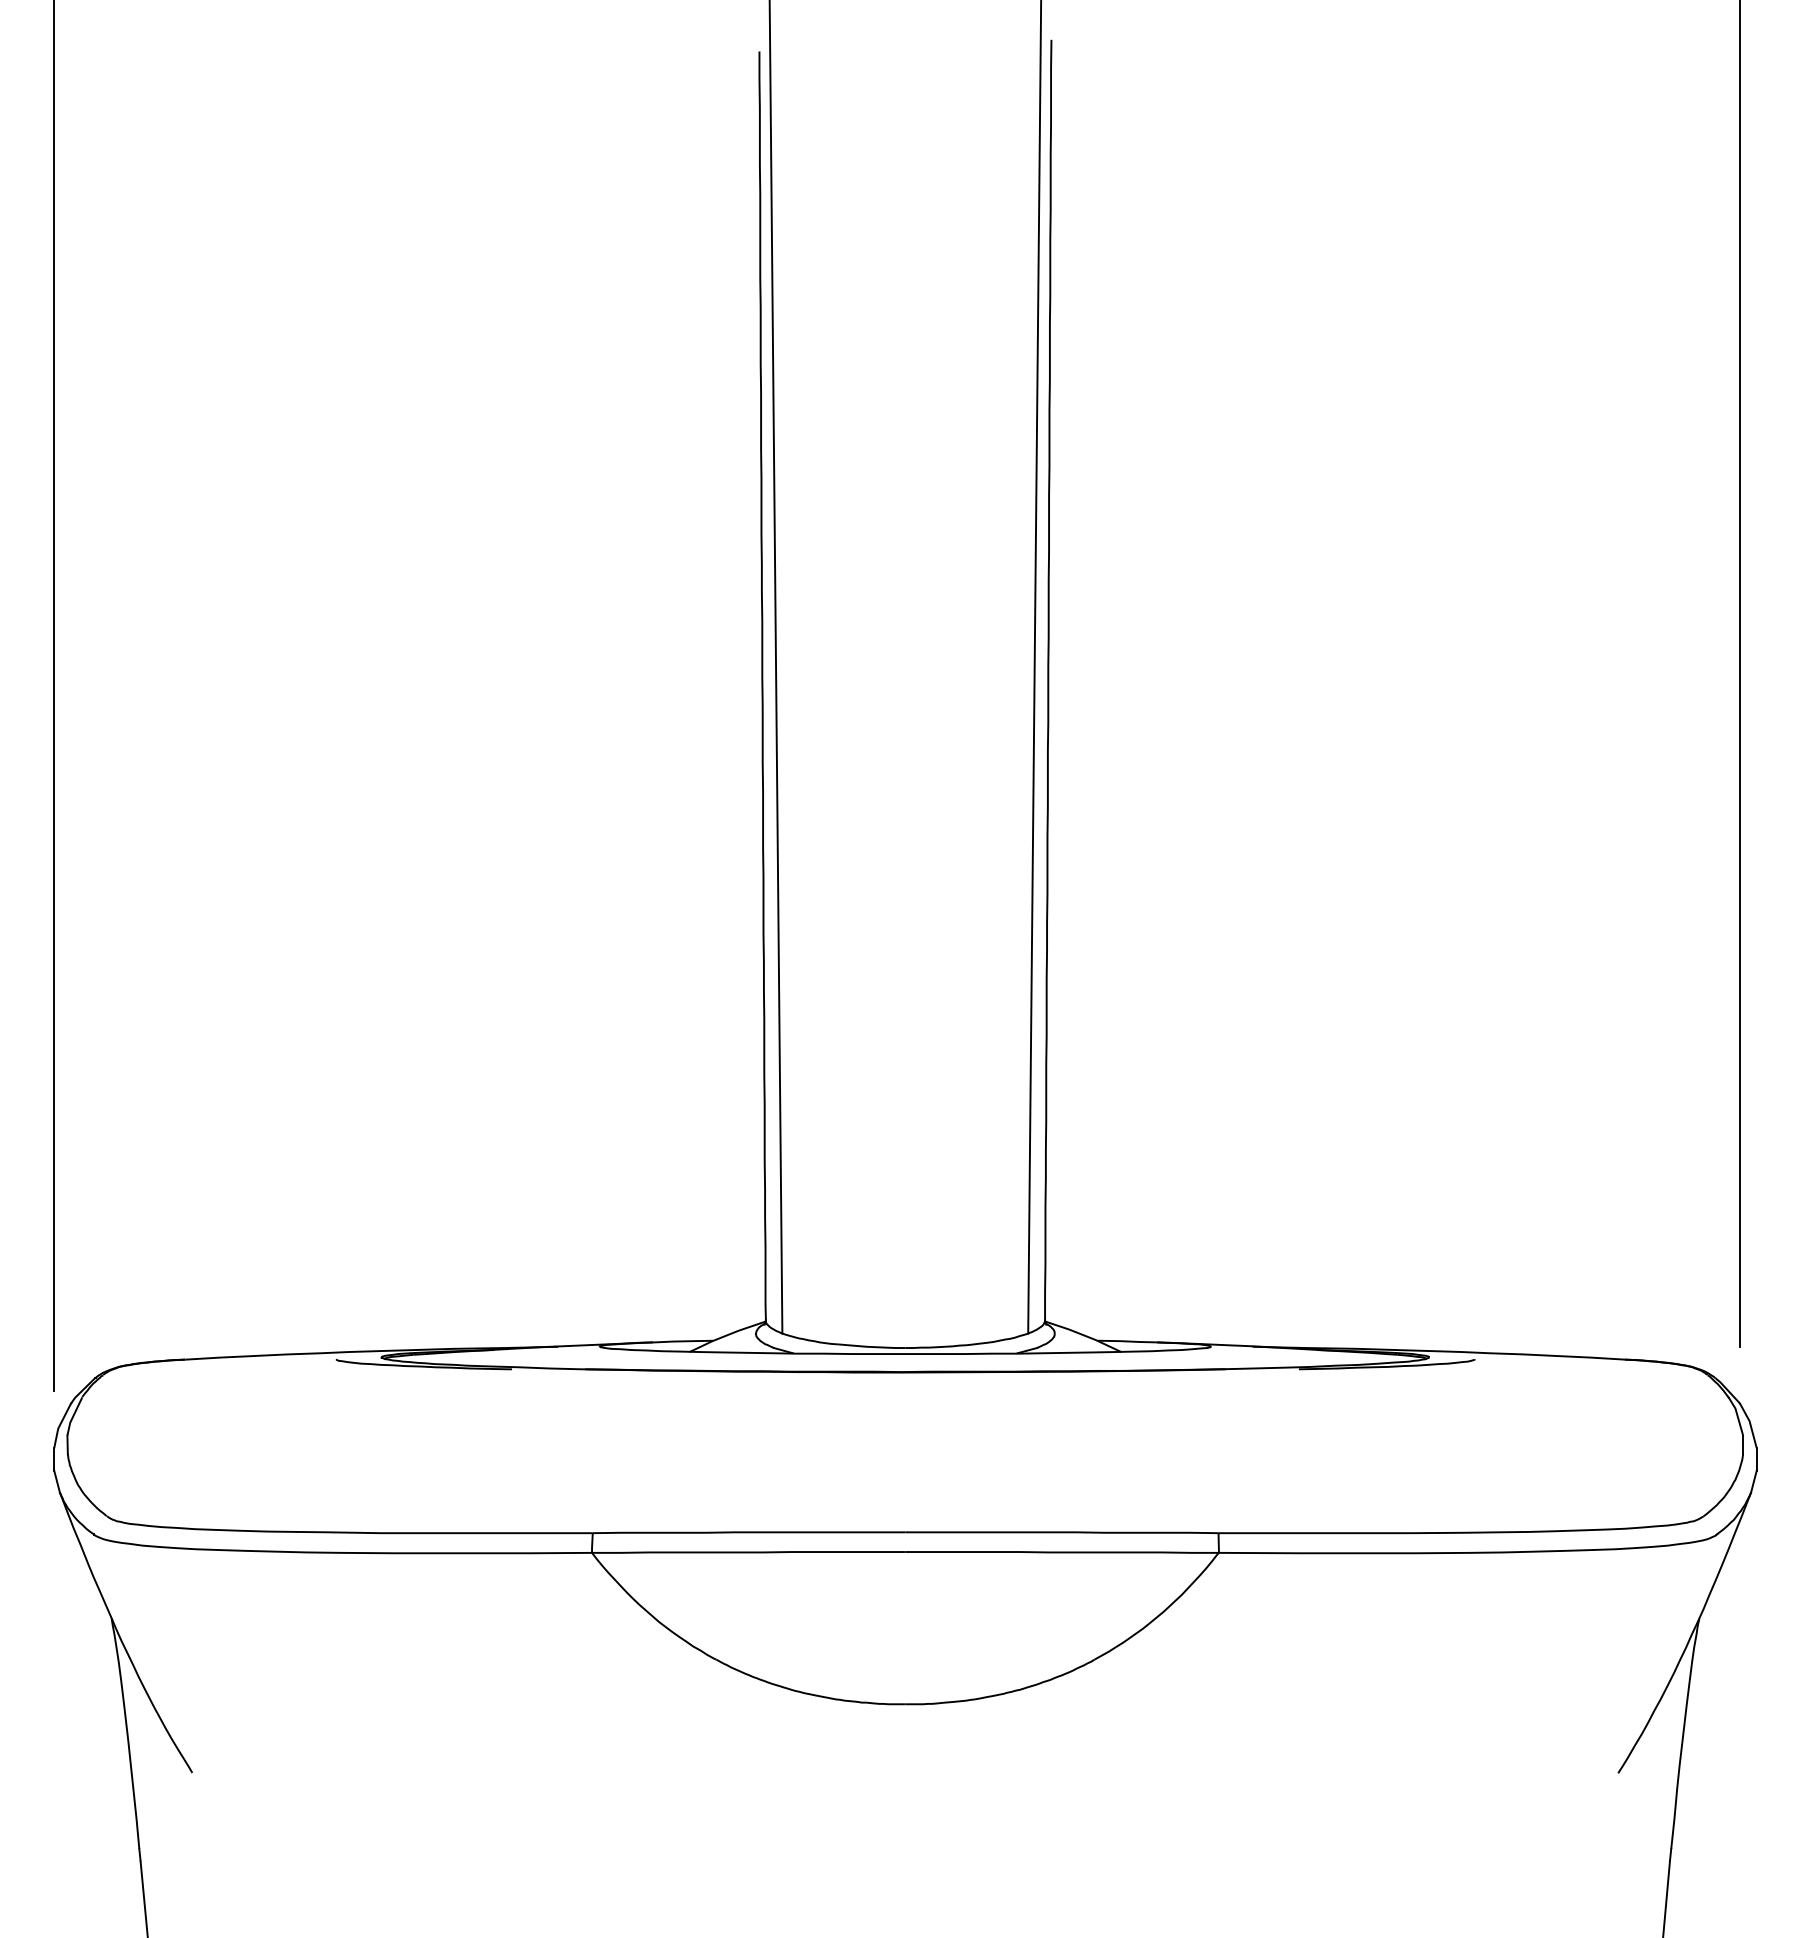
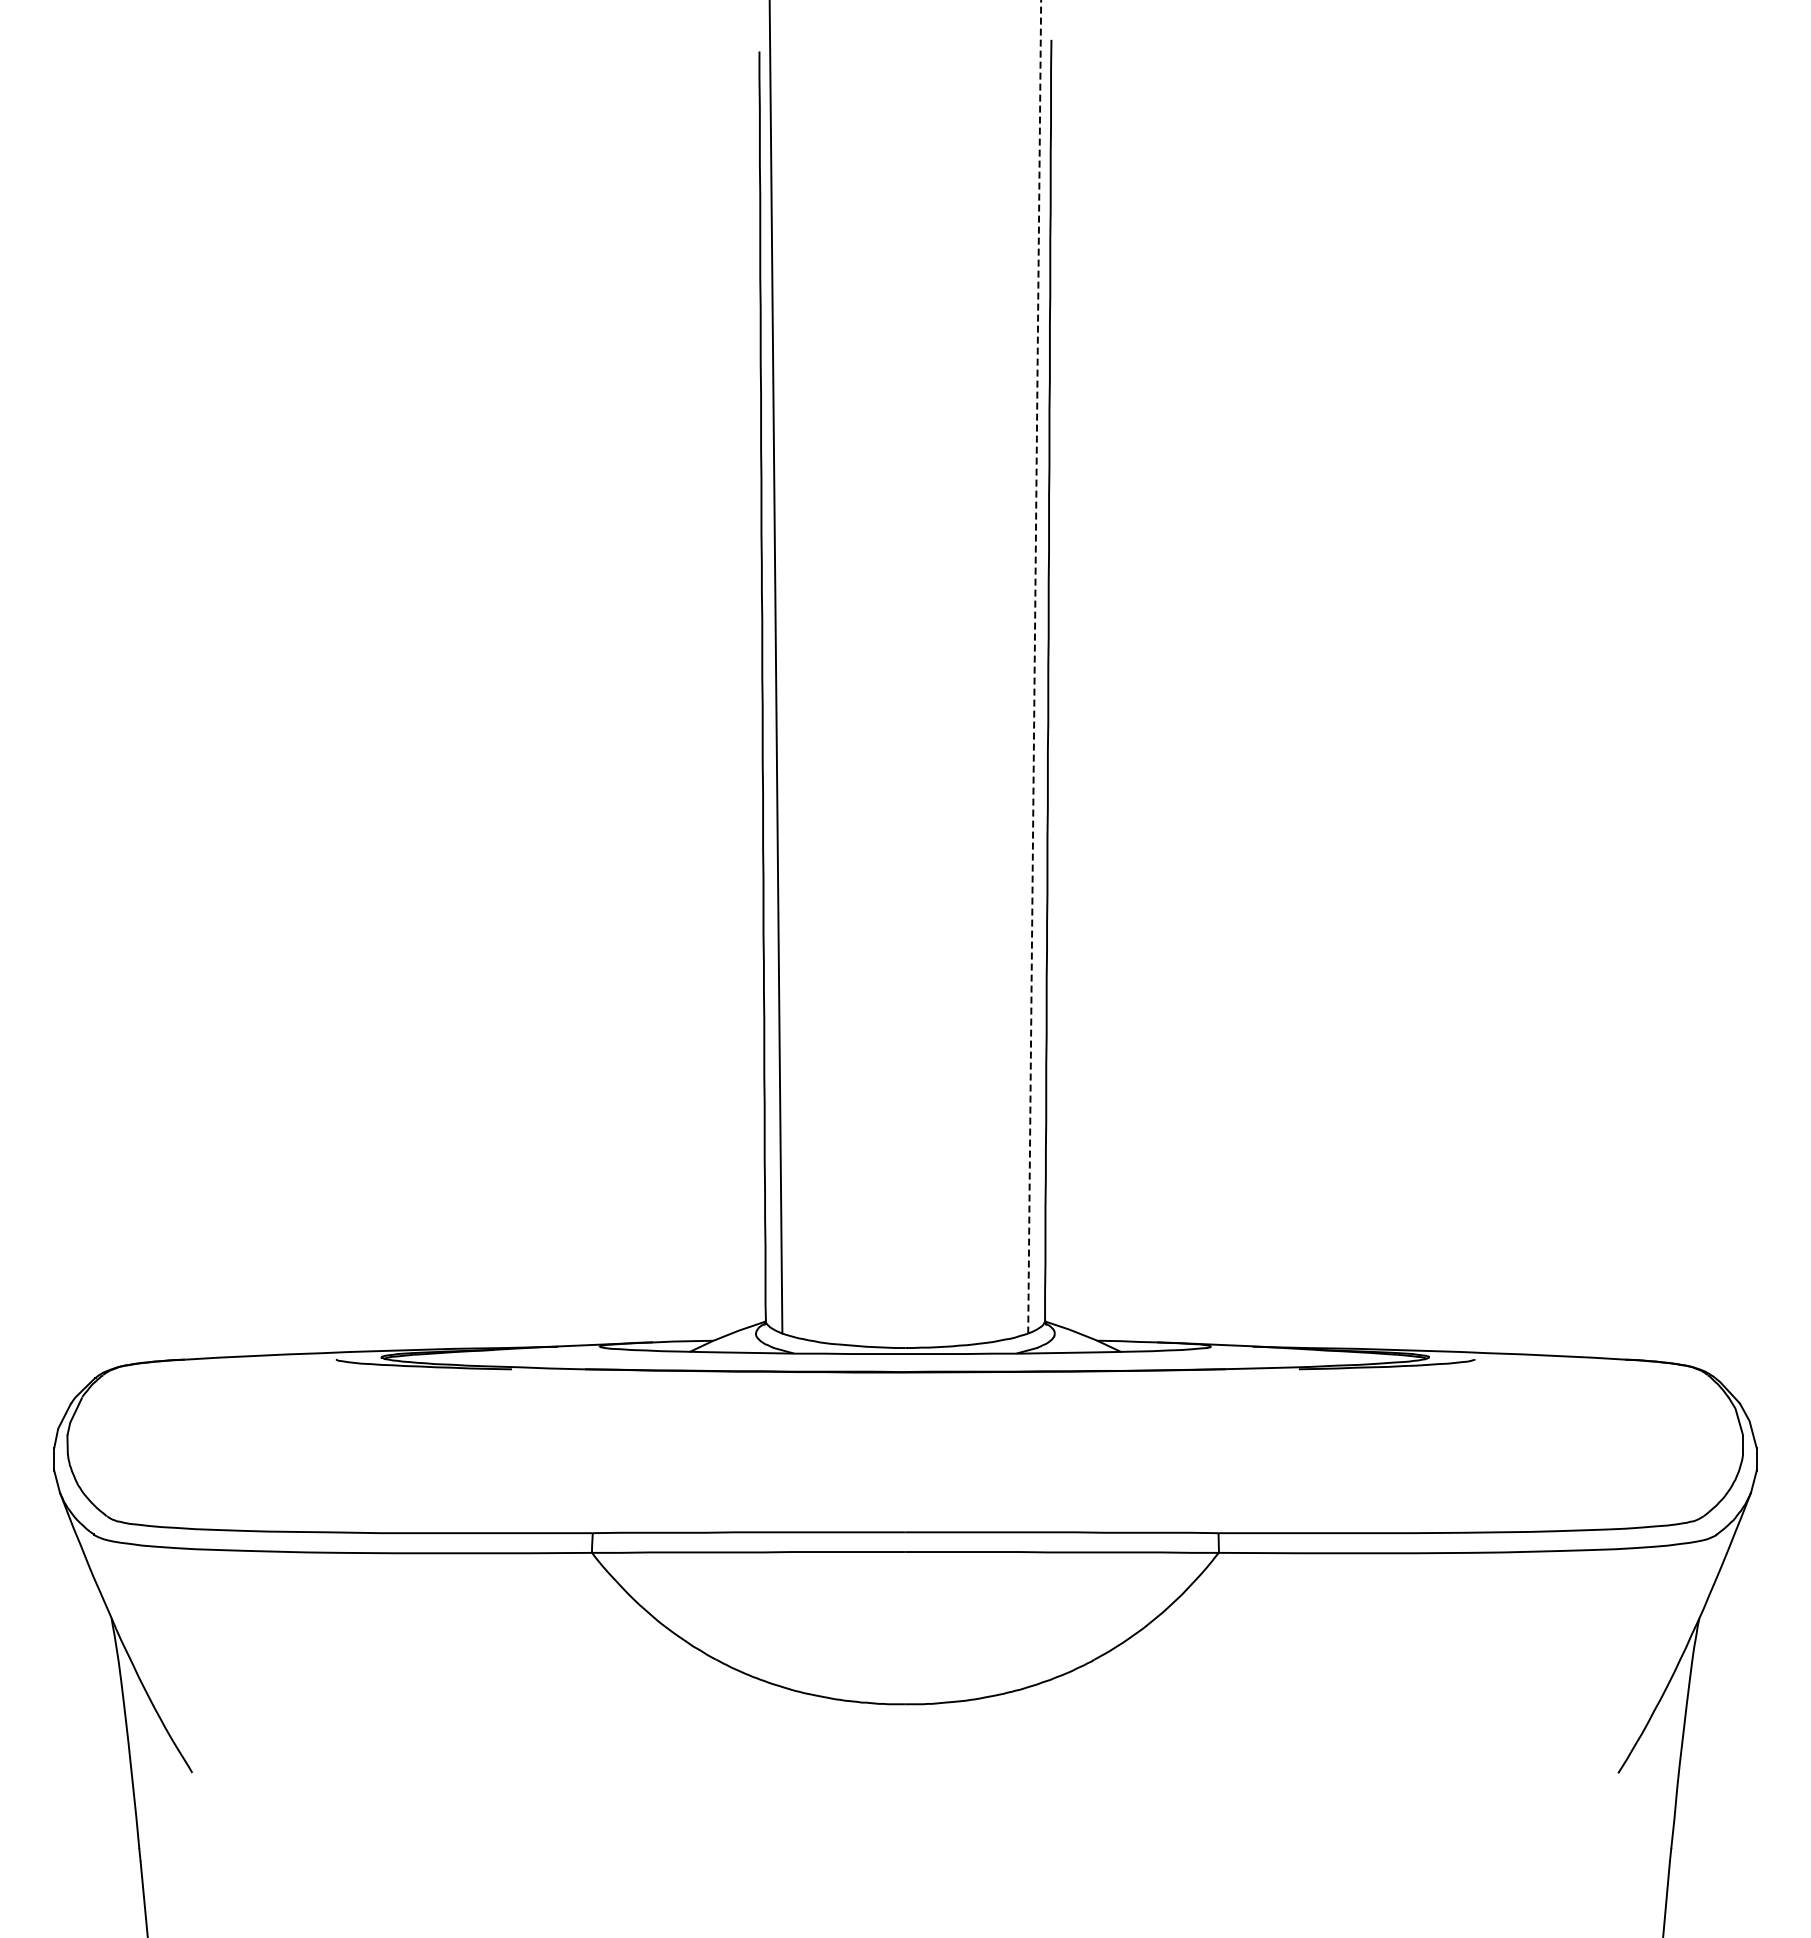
line: solid -> dashed (1034, 666)
line: present -> none (1739, 674)
line: present -> none (54, 696)
